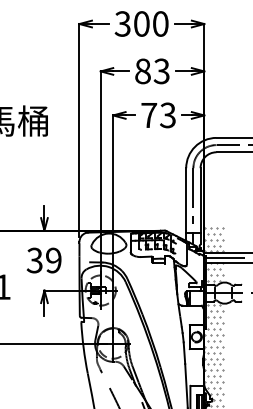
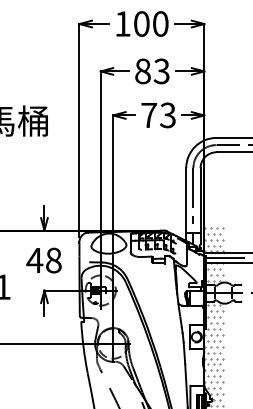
text: 300 -> 100 (122, 23)
text: 39 -> 48 (43, 260)
